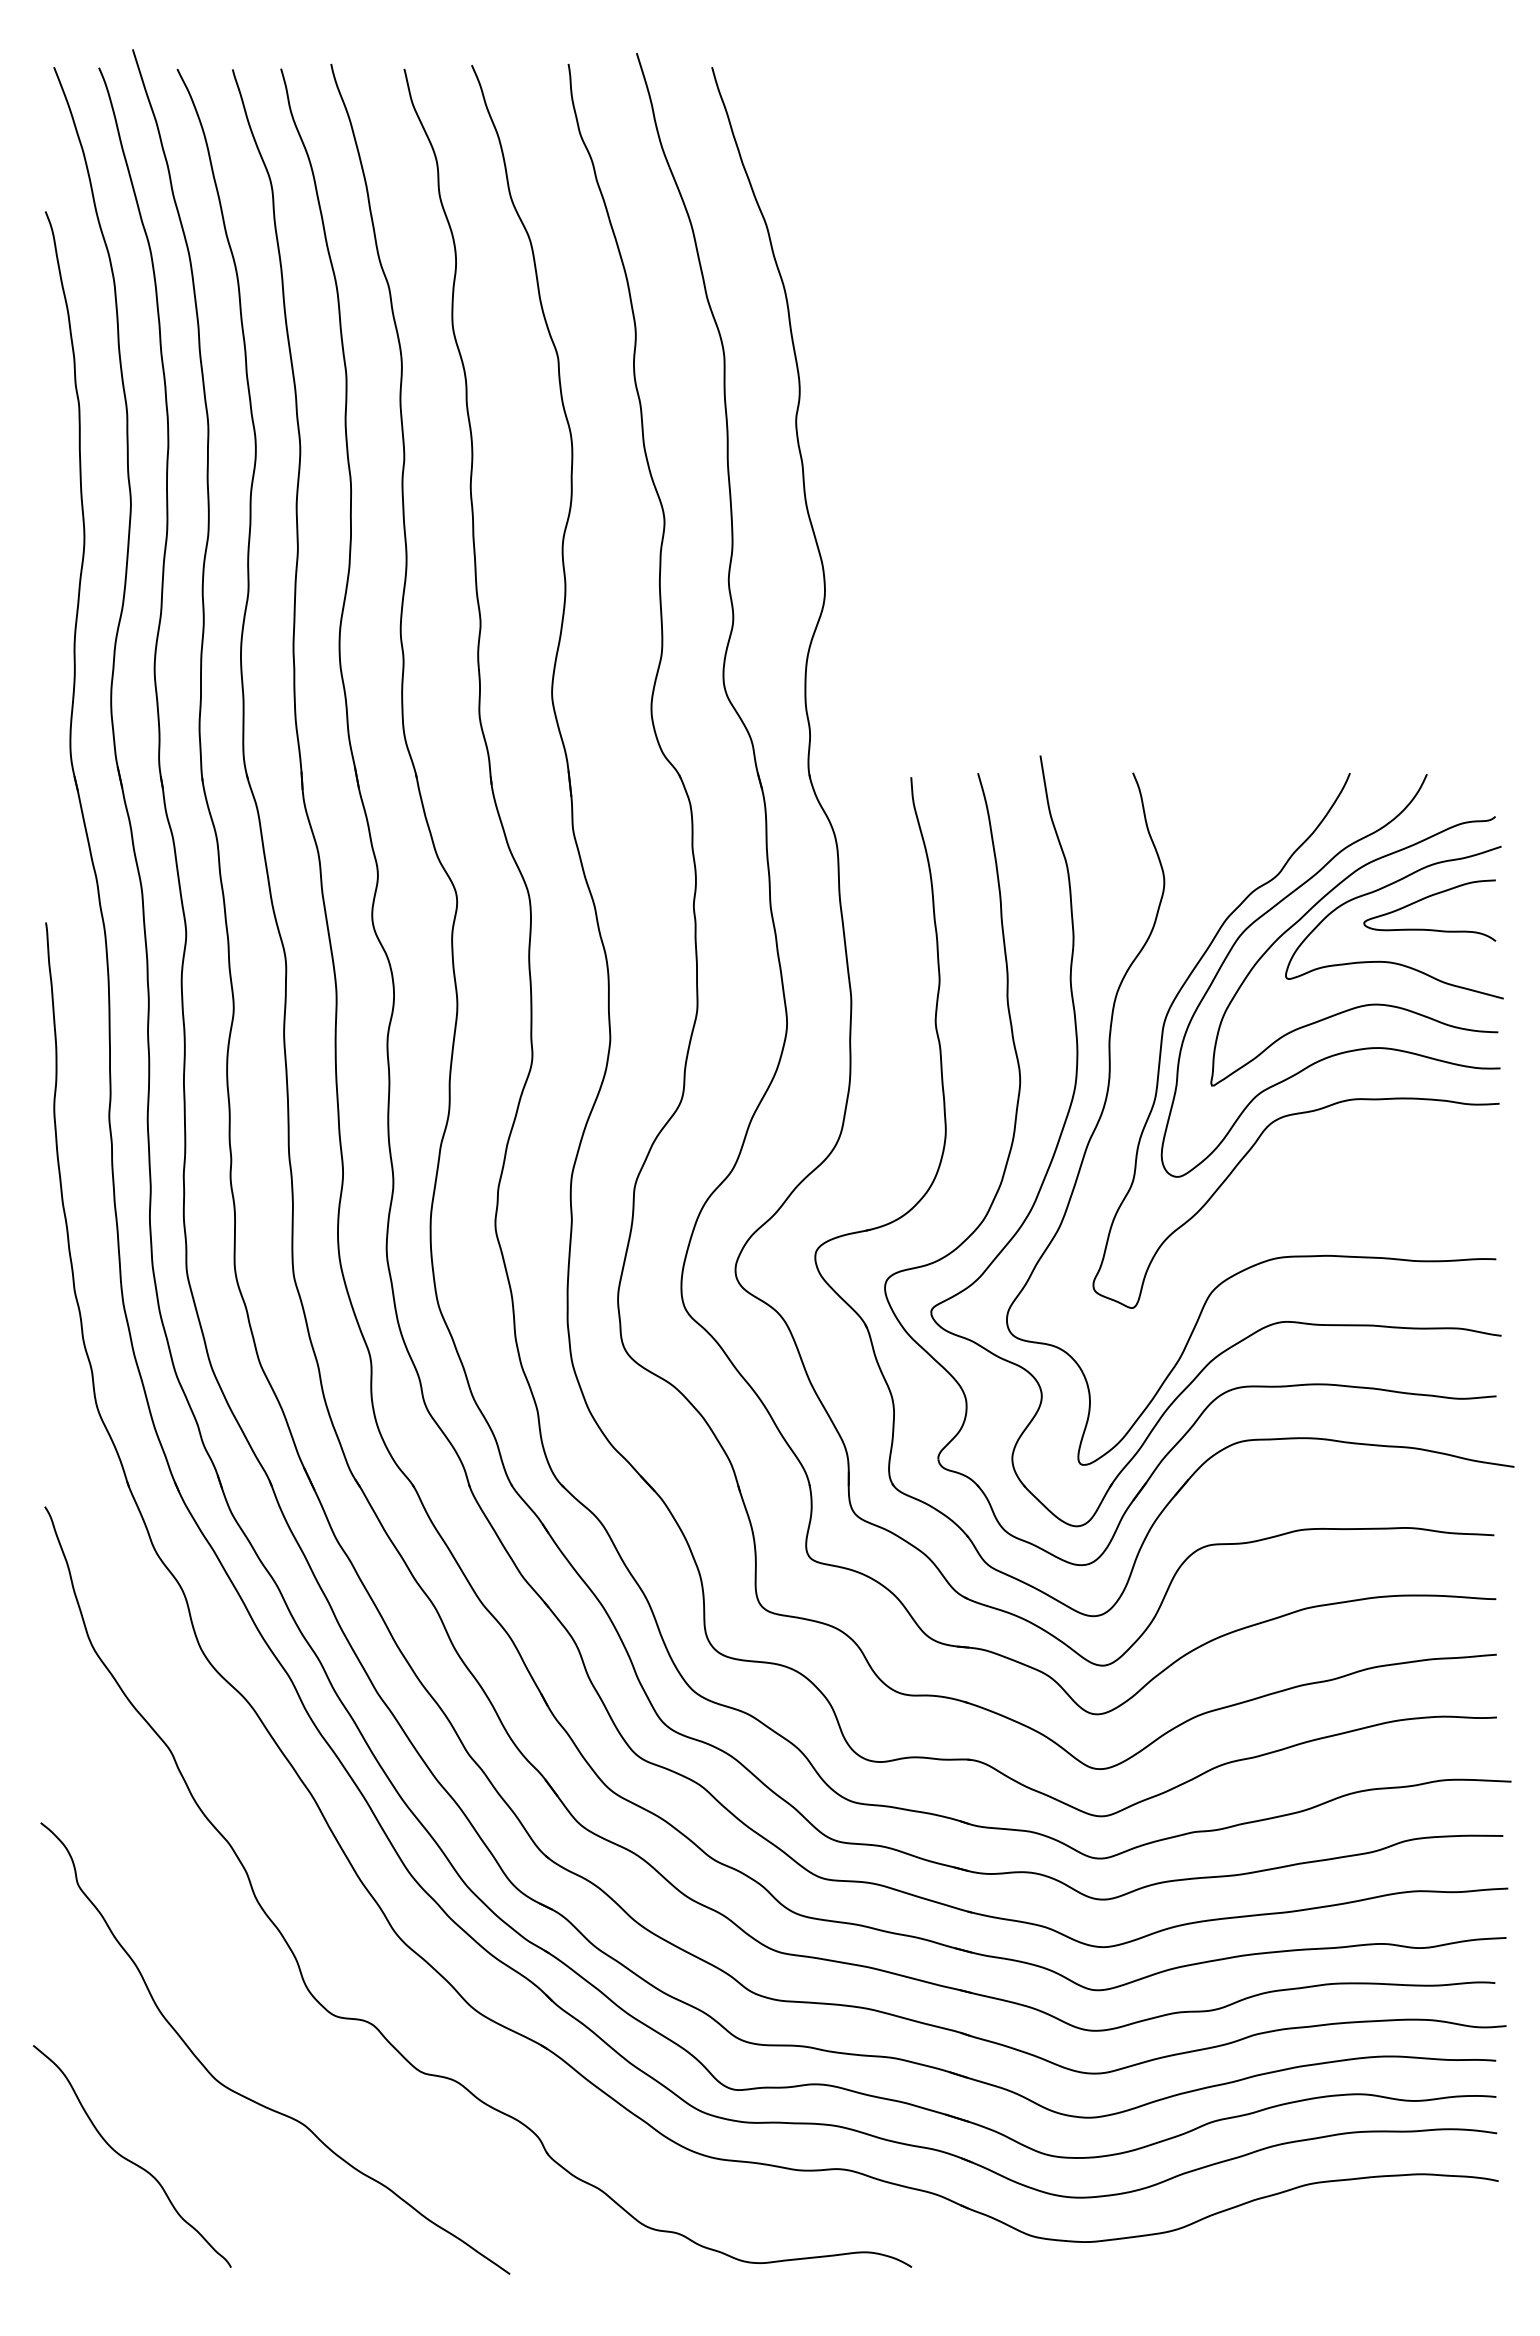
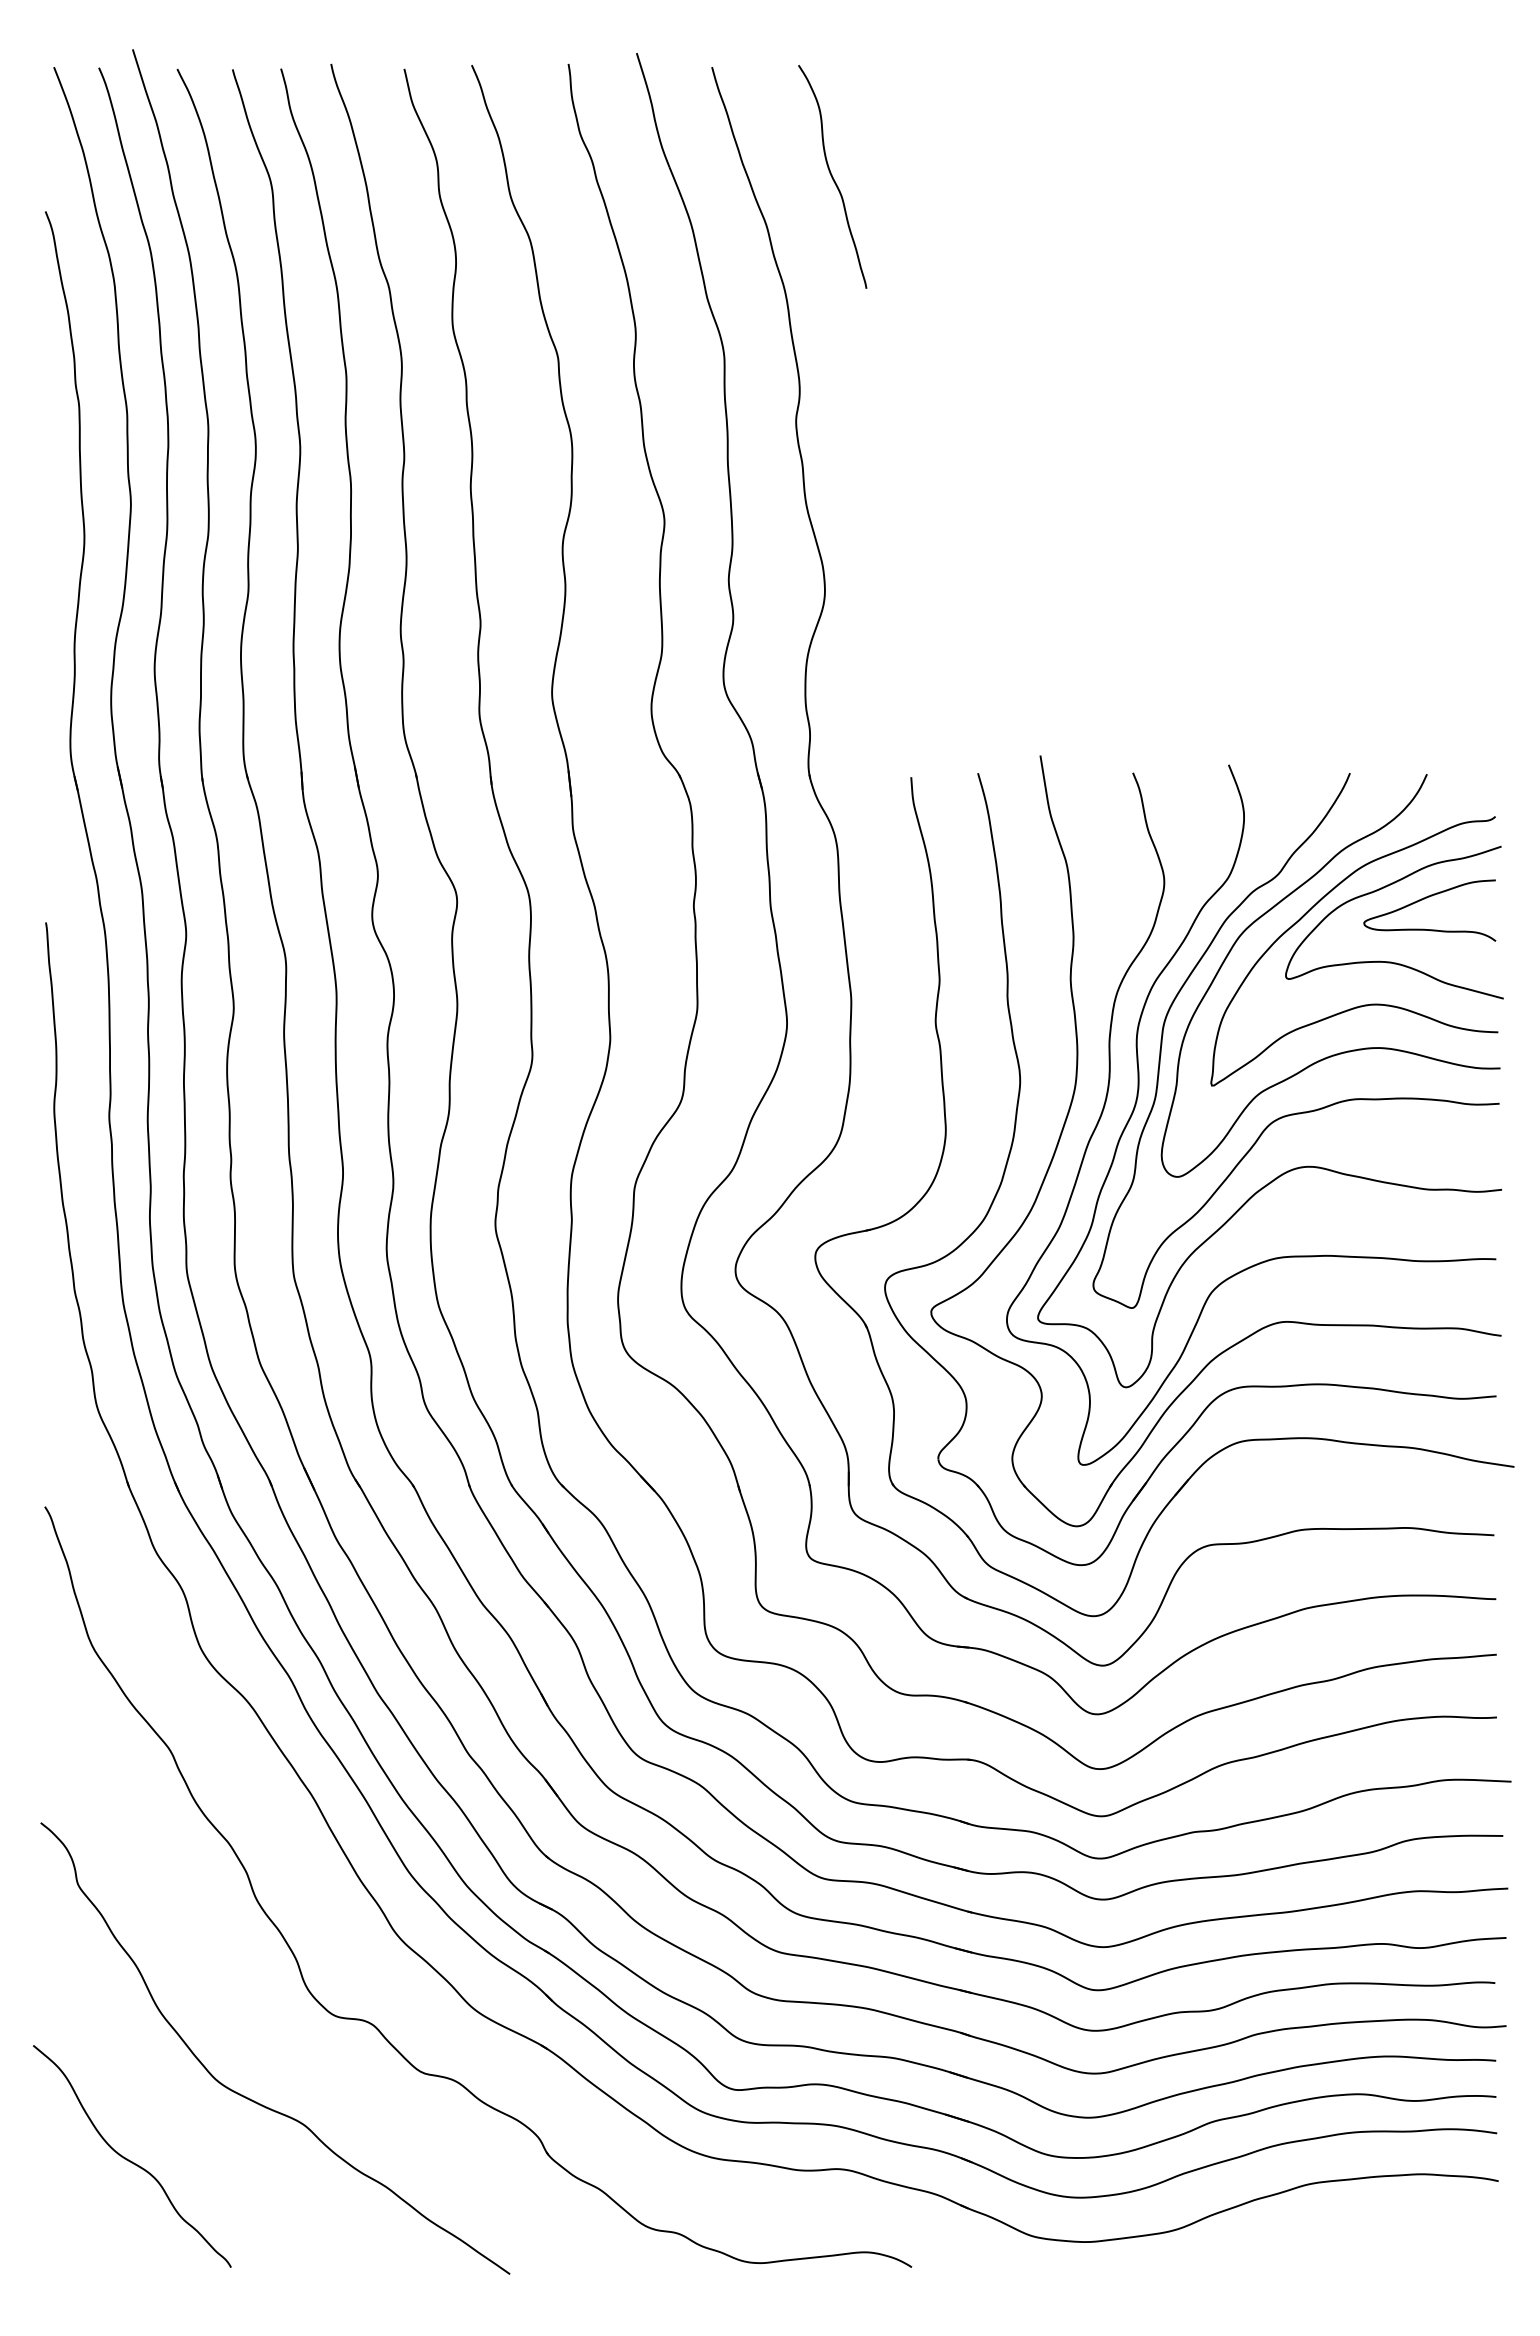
curve: none -> present (832, 176)
curve: none -> present (1295, 1167)
